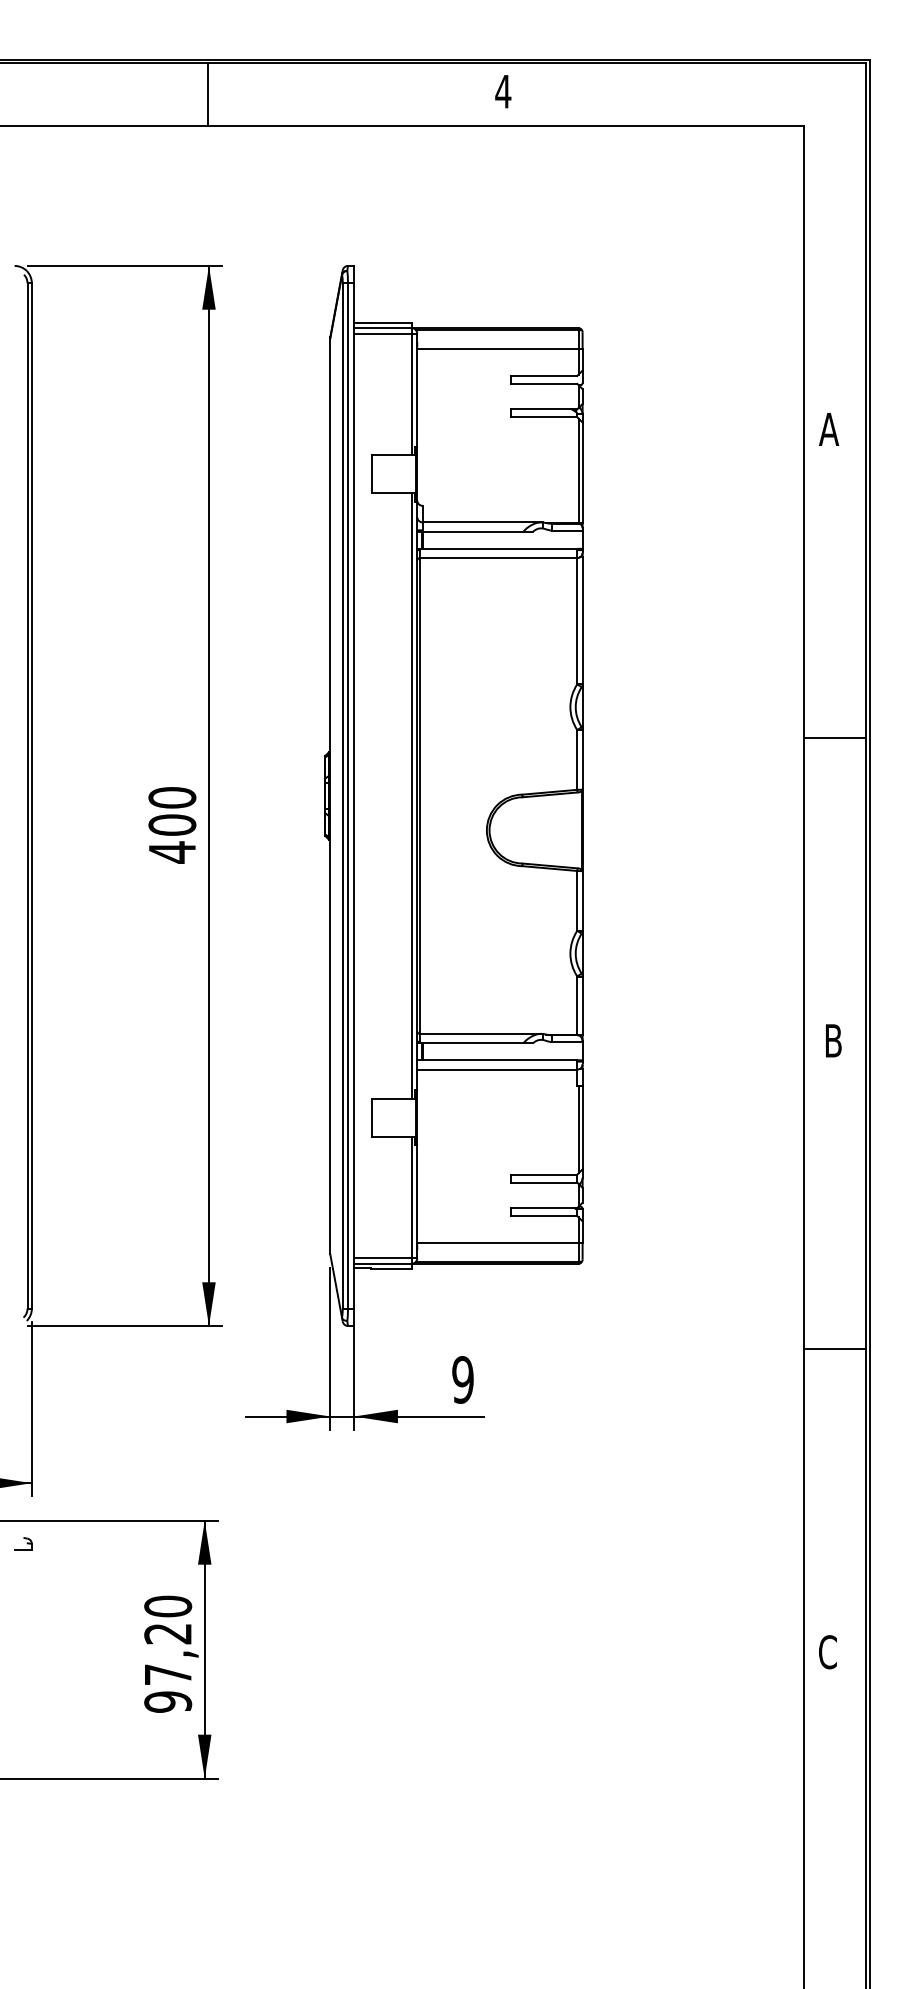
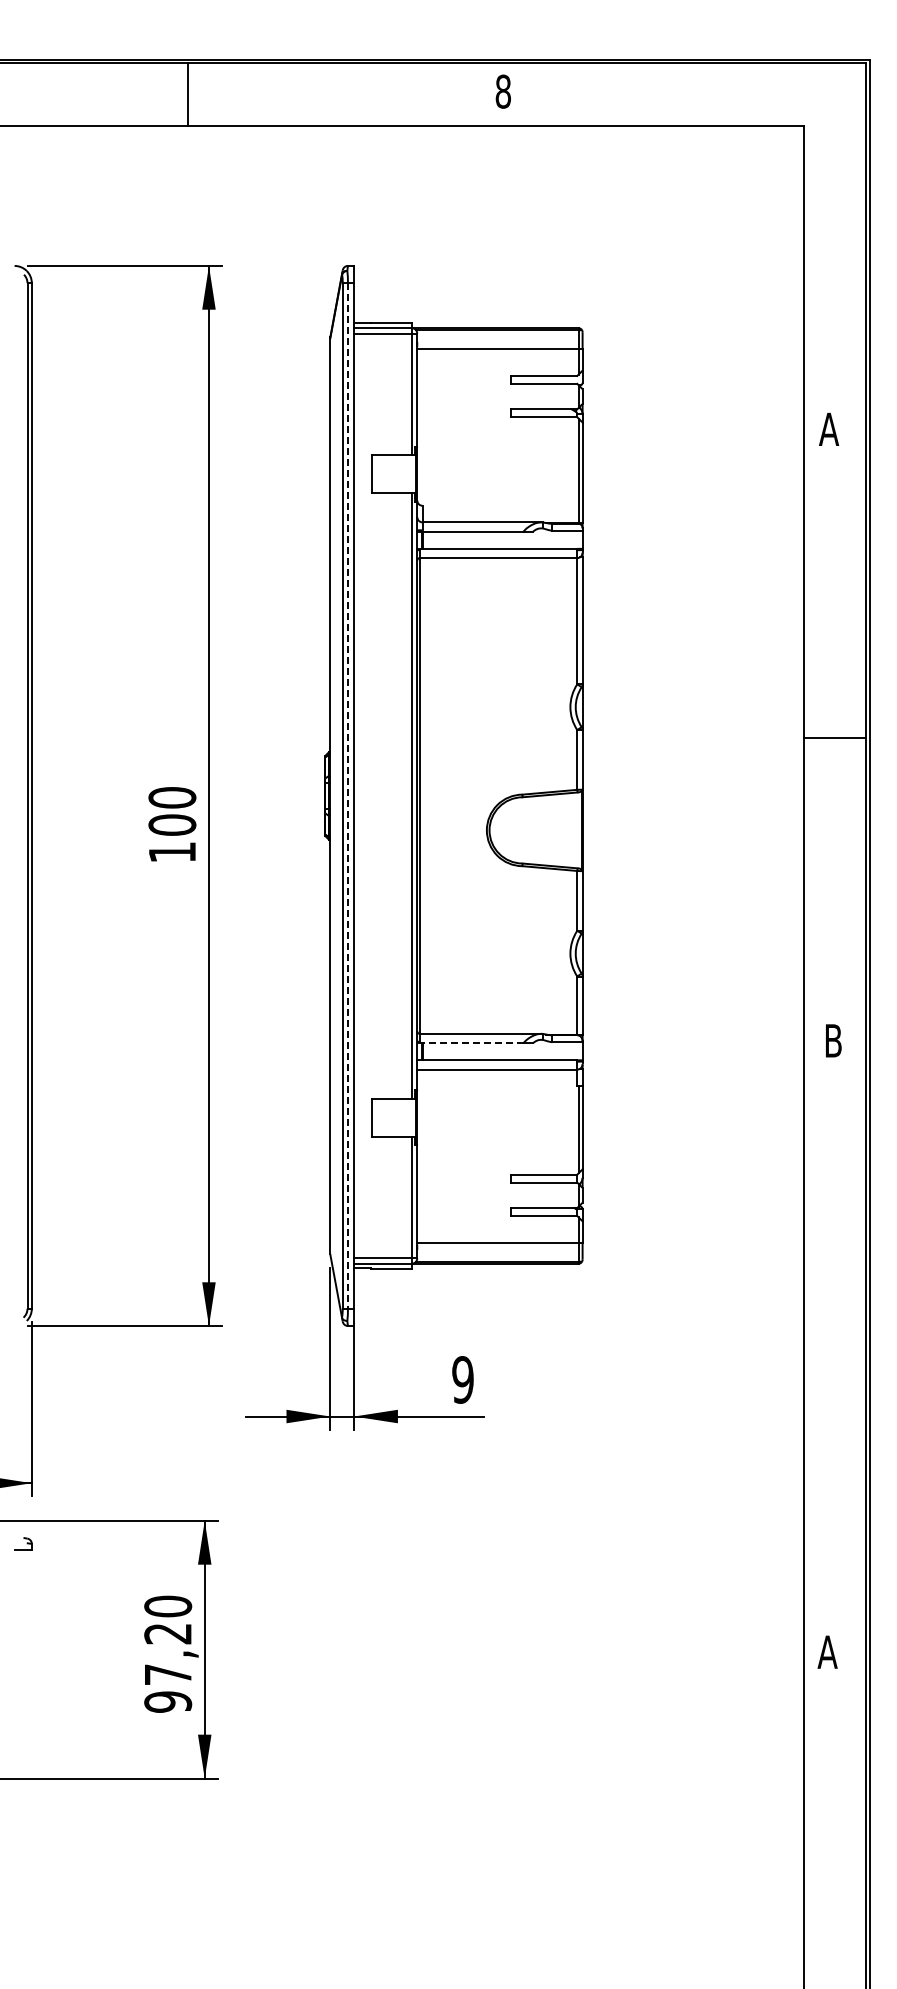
text: 4 -> 8 (503, 91)
line position: (207, 94) -> (187, 94) (187, 94)
line: solid -> dashed (347, 795)
text: 400 -> 100 (172, 852)
line: solid -> dashed (469, 1043)
line: present -> none (834, 1349)
text: C -> A (827, 1652)
